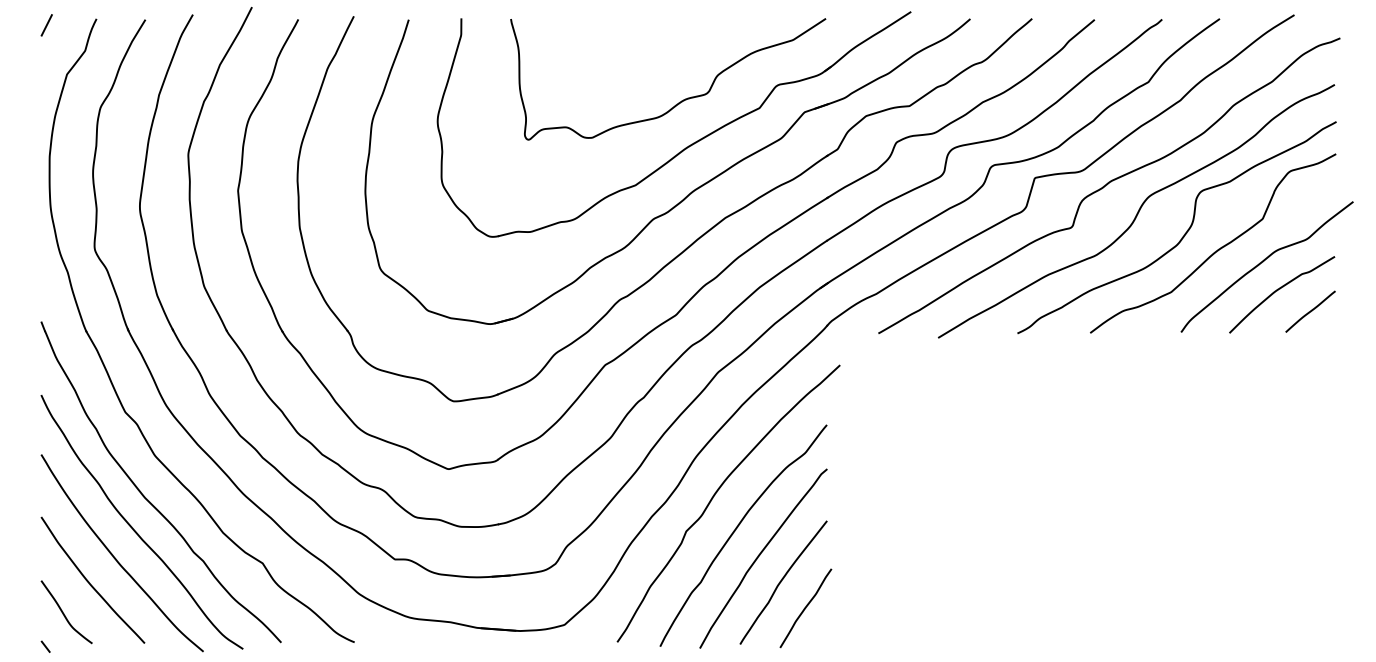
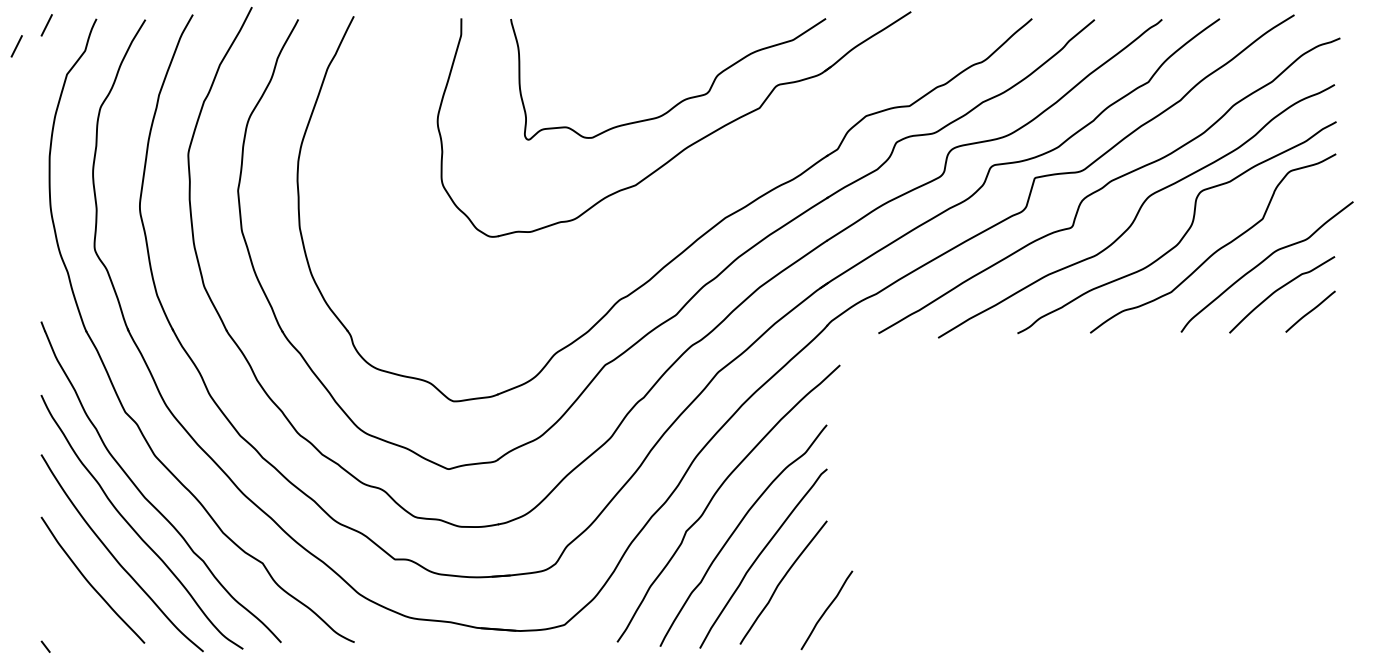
line: none -> present (16, 46)
part: present -> none (686, 195)
curve position: (805, 608) -> (826, 610) (826, 610)
curve: present -> none (64, 613)
